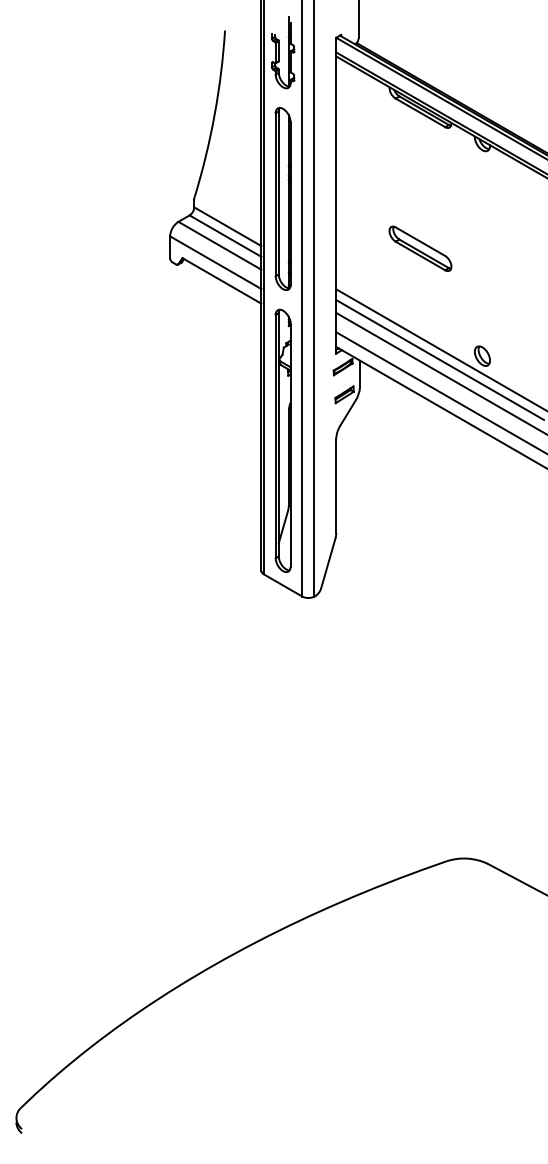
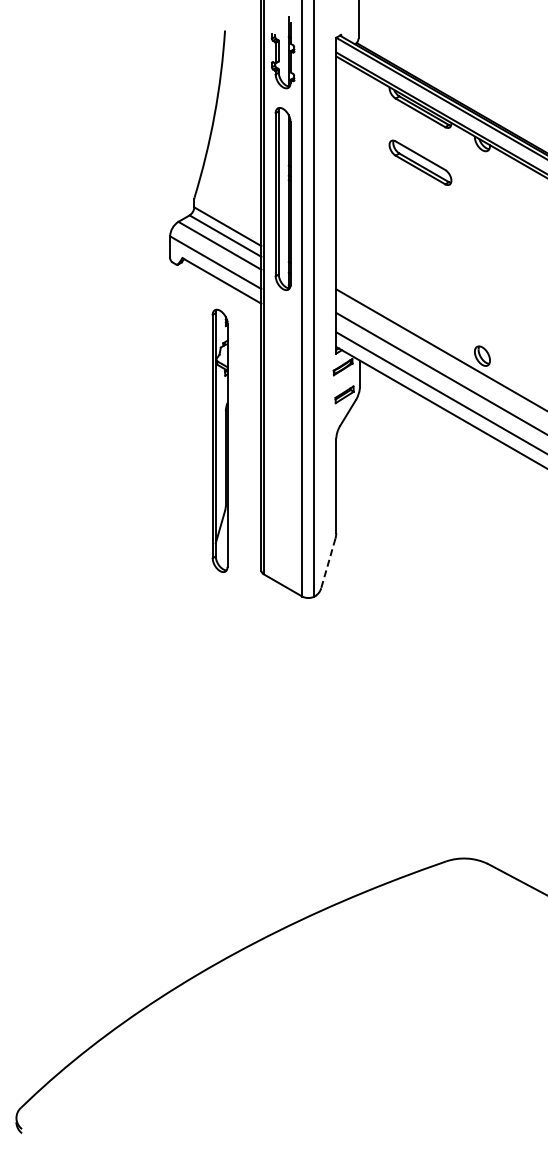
part position: (420, 248) -> (420, 162) (420, 162)
line: present -> none (439, 359)
part position: (282, 440) -> (219, 440) (219, 440)
line: solid -> dashed (328, 563)
